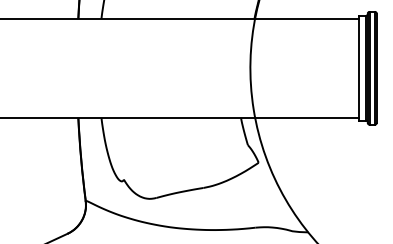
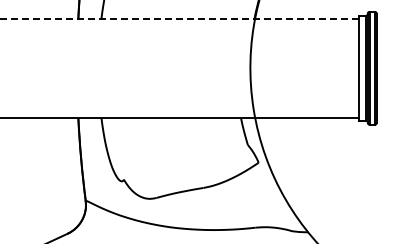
line: solid -> dashed (179, 18)
